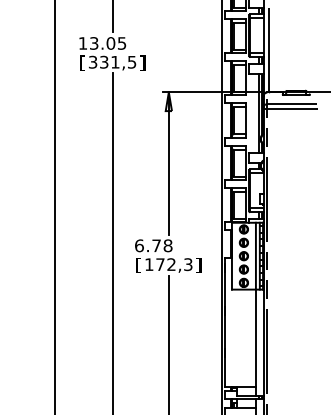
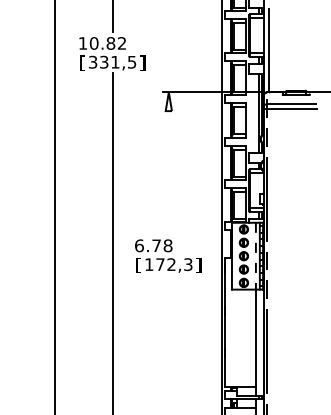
text: 13.05 -> 10.82 (107, 43)
line: present -> none (168, 163)
line: solid -> dashed (255, 256)
line: present -> none (168, 343)
